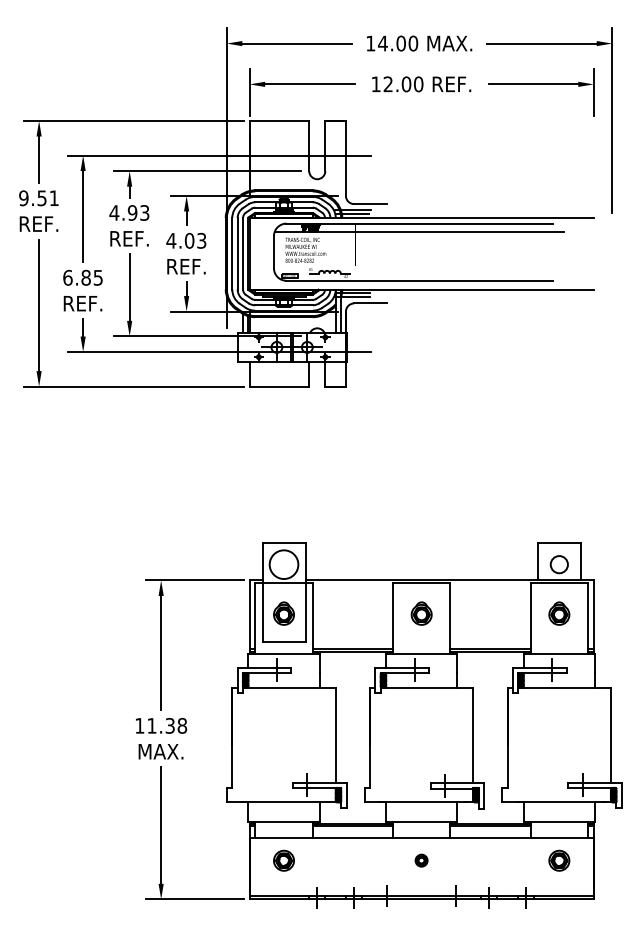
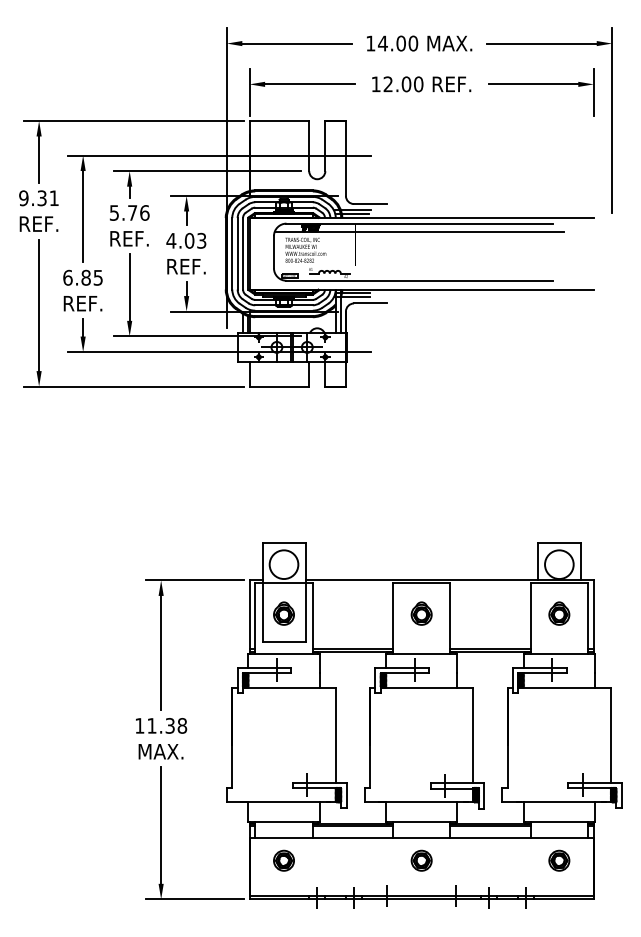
text: 9.51 -> 9.31 (42, 197)
text: 4.93 -> 5.76 (129, 212)
circle diameter: 17 px -> 29 px (559, 564)
part size: 15x15 px -> 23x23 px (421, 860)
